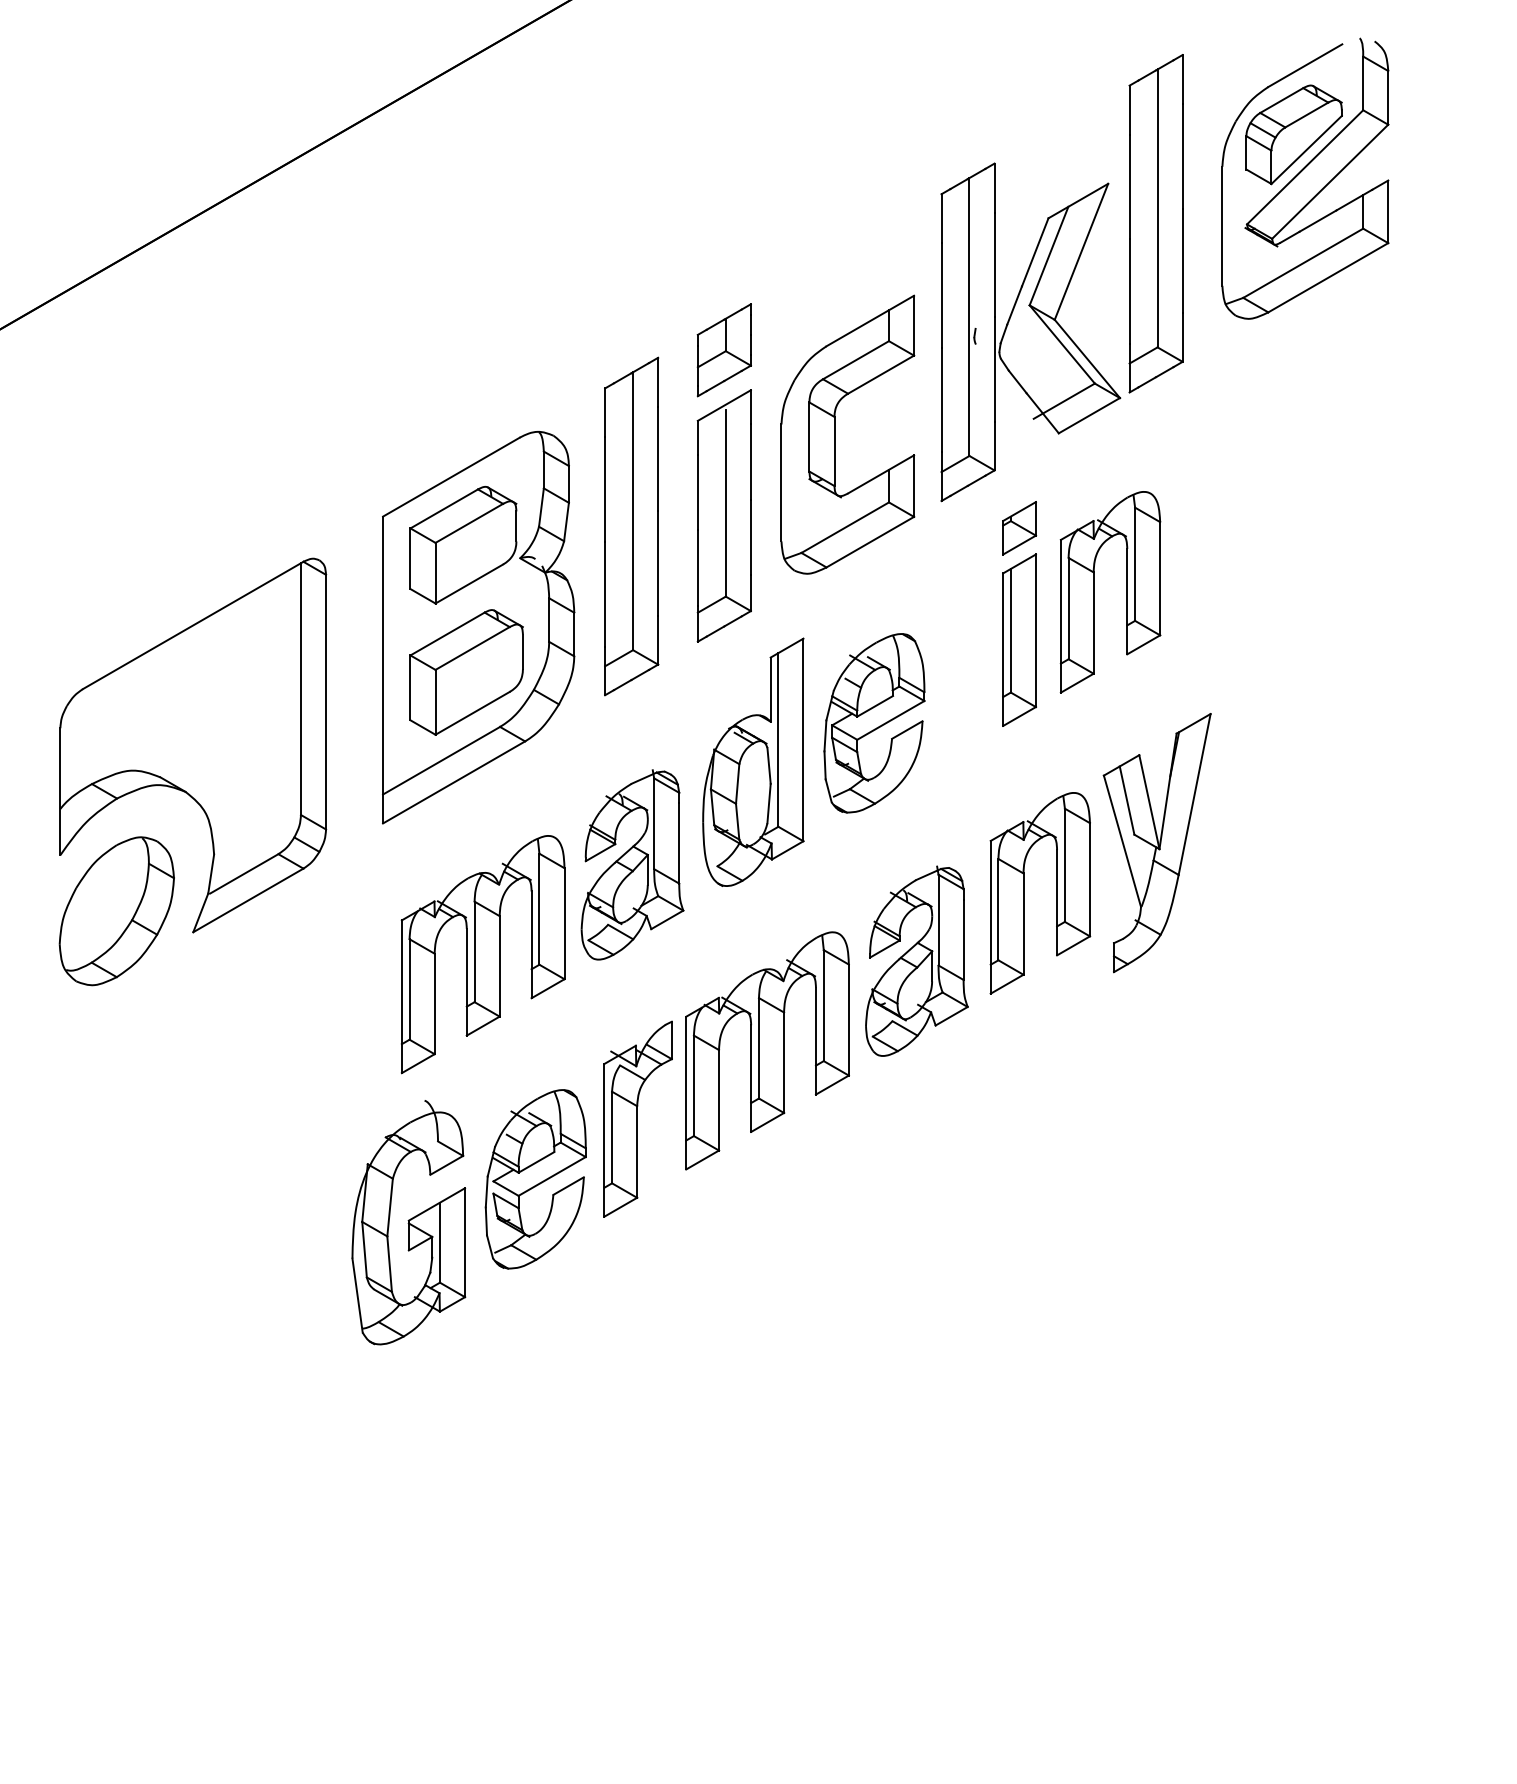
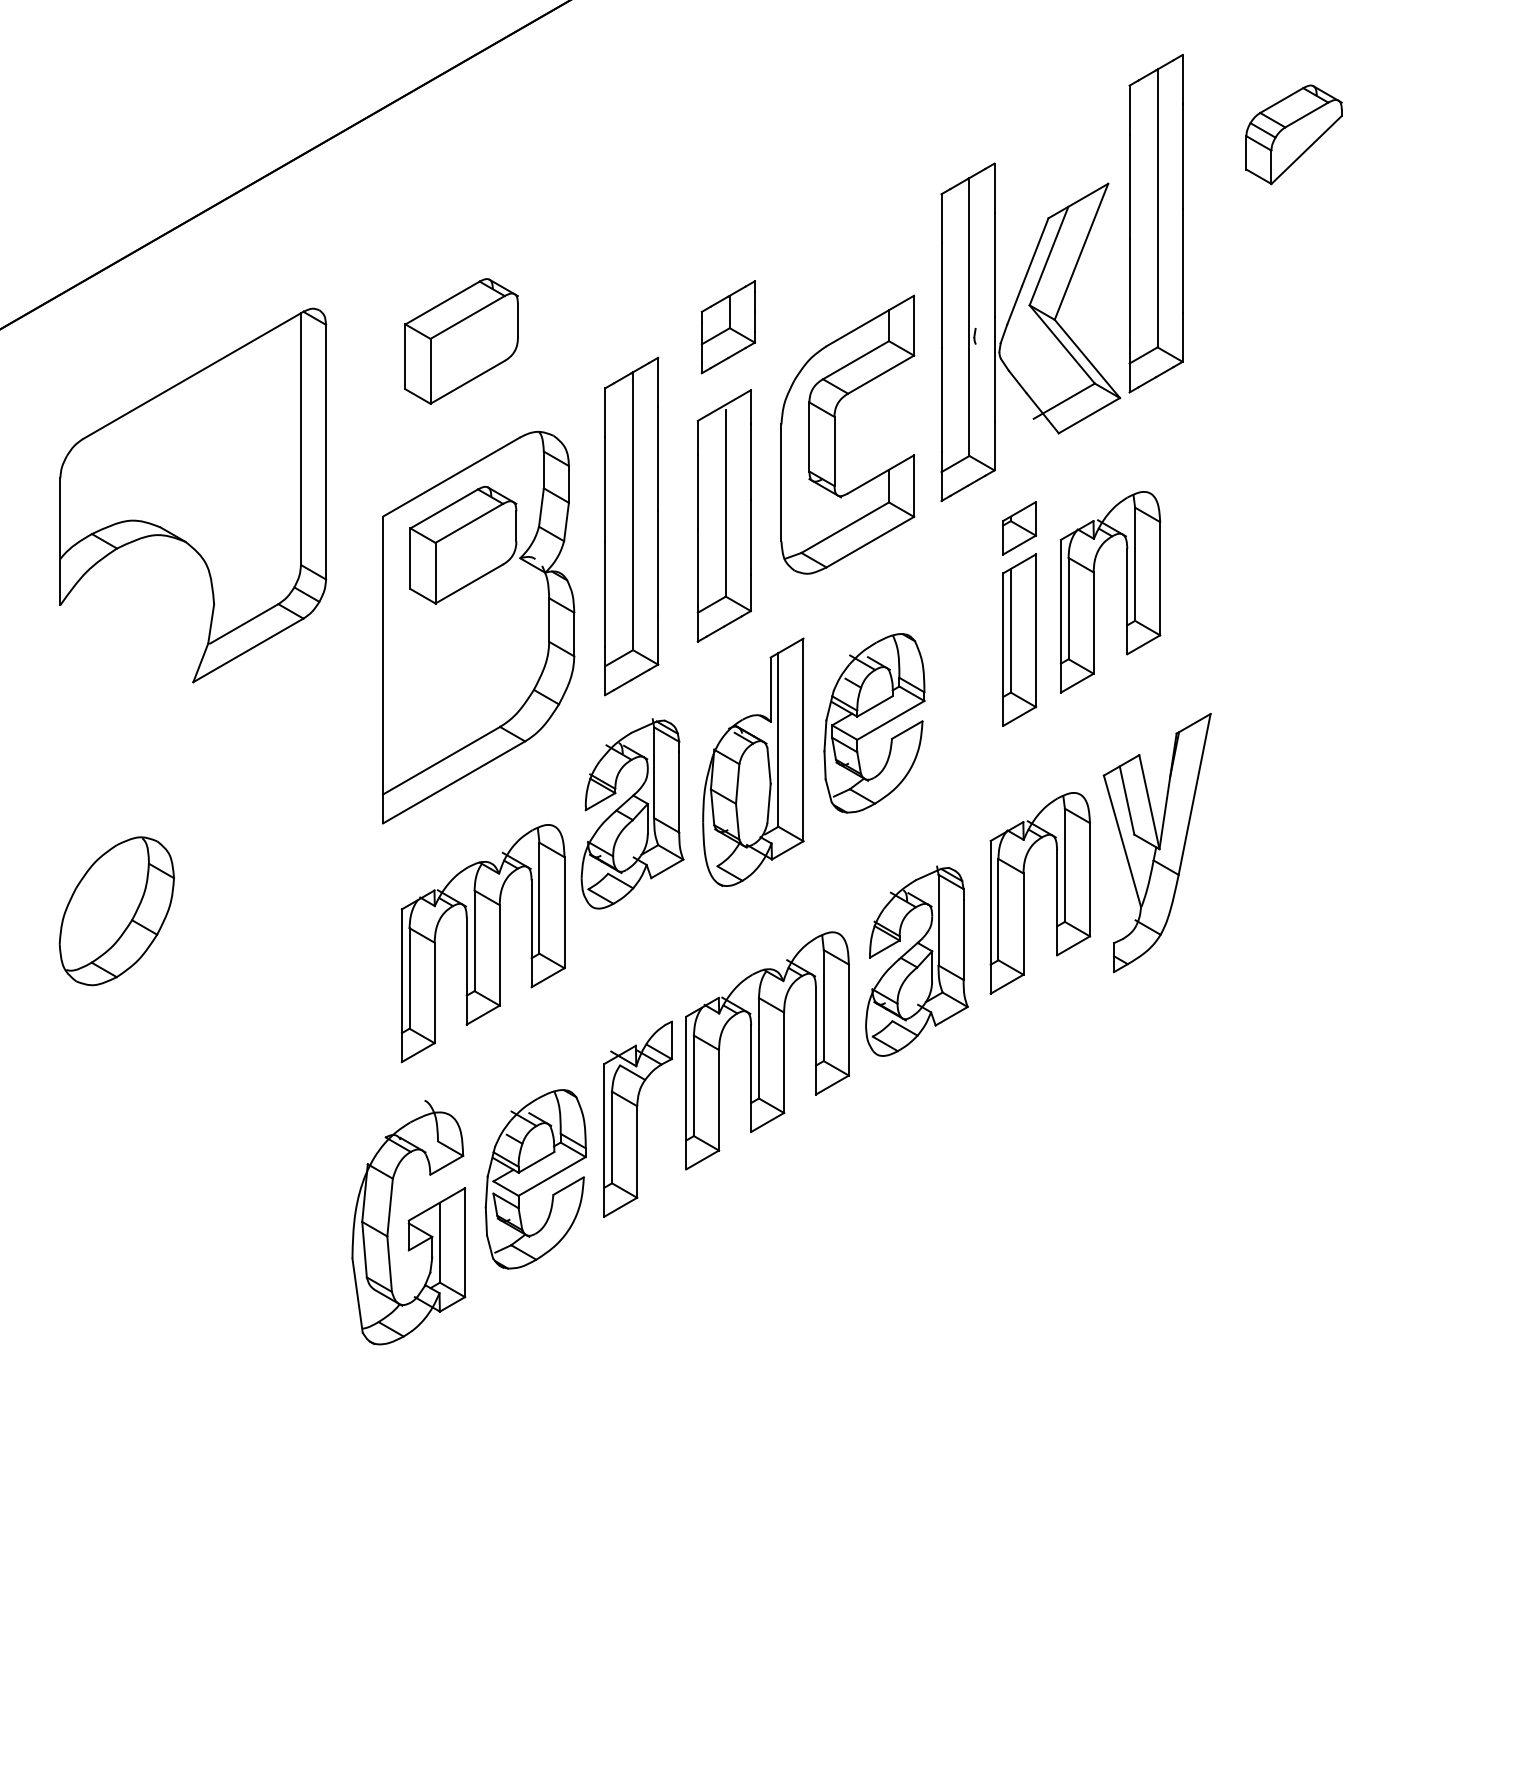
part: present -> none (1305, 178)
part position: (723, 350) -> (727, 327) (727, 327)
part position: (466, 672) -> (461, 341) (461, 341)
part position: (193, 745) -> (193, 495) (193, 495)
part position: (632, 864) -> (632, 813) (632, 813)
part position: (482, 954) -> (482, 943) (482, 943)
